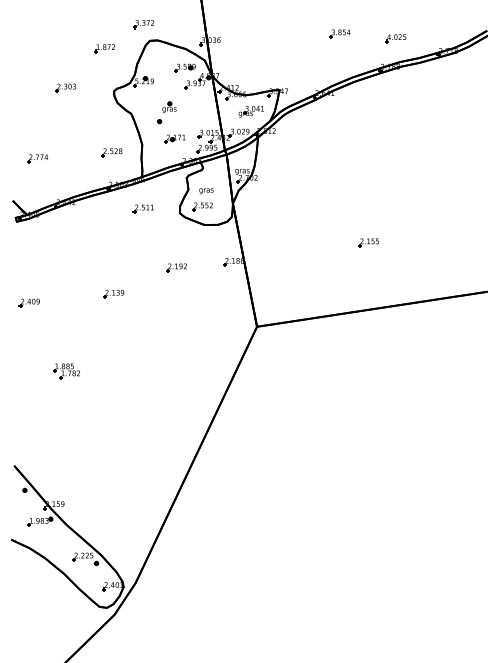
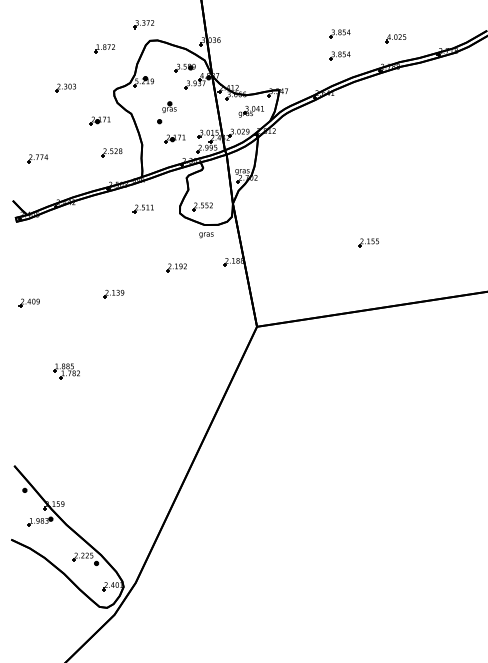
part: none -> present (339, 55)
part: none -> present (99, 120)
text position: (206, 191) -> (206, 235) (206, 235)
